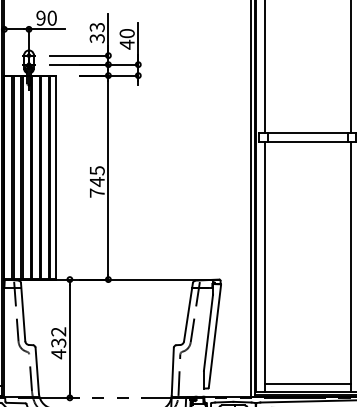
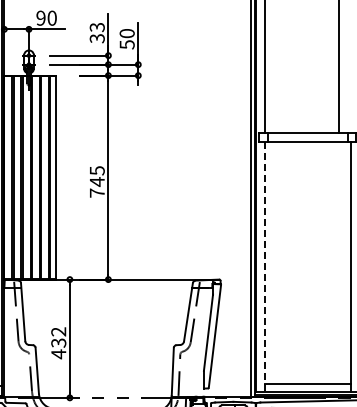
text: 40 -> 50 (126, 44)
line position: (350, 67) -> (338, 67) (338, 67)
line: solid -> dashed (264, 267)
